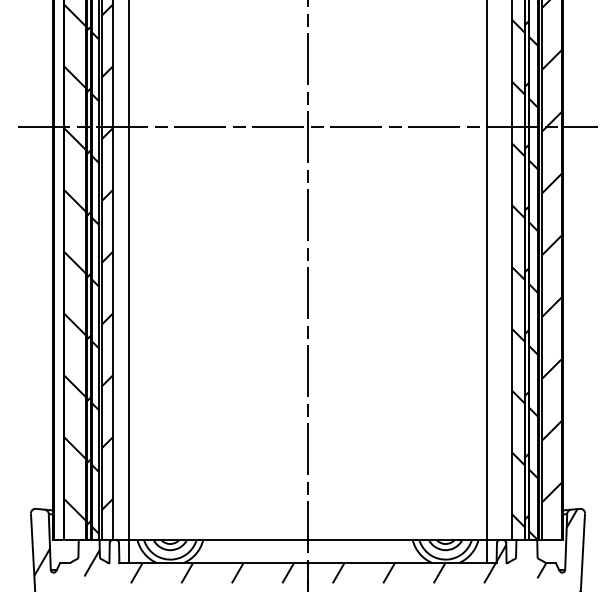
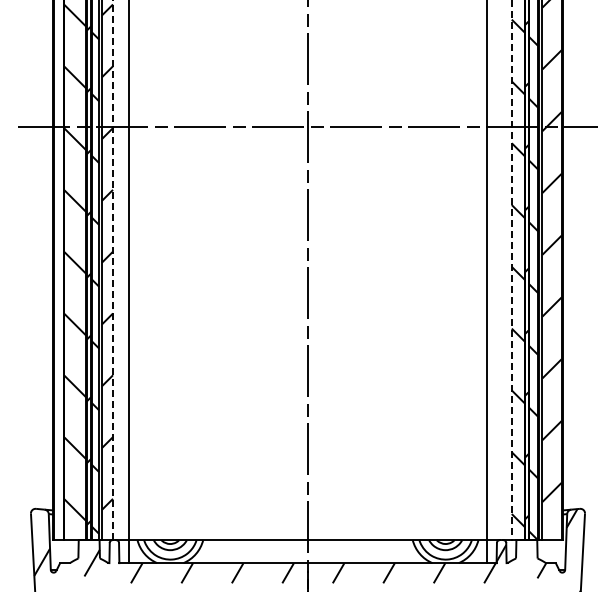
line: solid -> dashed (113, 270)
line: solid -> dashed (511, 270)
